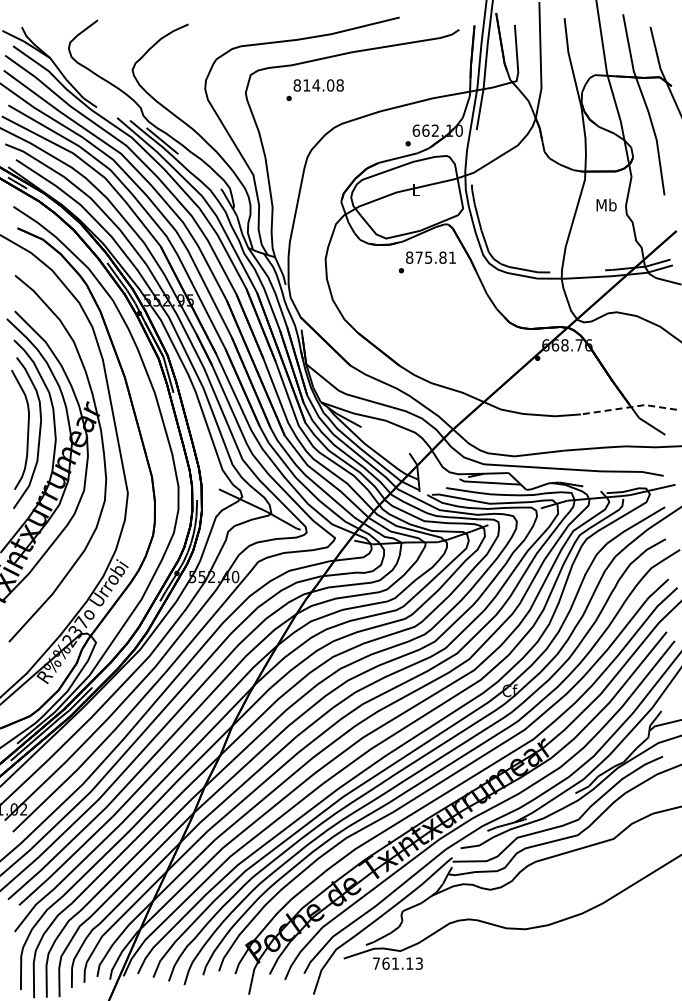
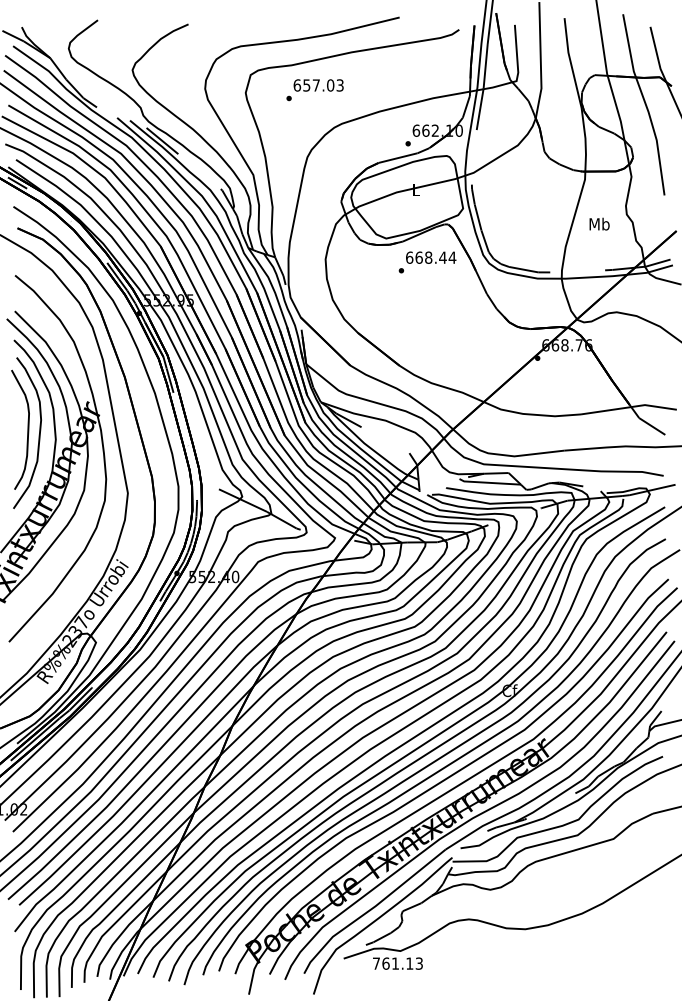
text: 814.08 -> 657.03 (318, 85)
text position: (606, 204) -> (599, 223) (599, 223)
text: 875.81 -> 668.44 (431, 257)
line: dashed -> solid (629, 407)
